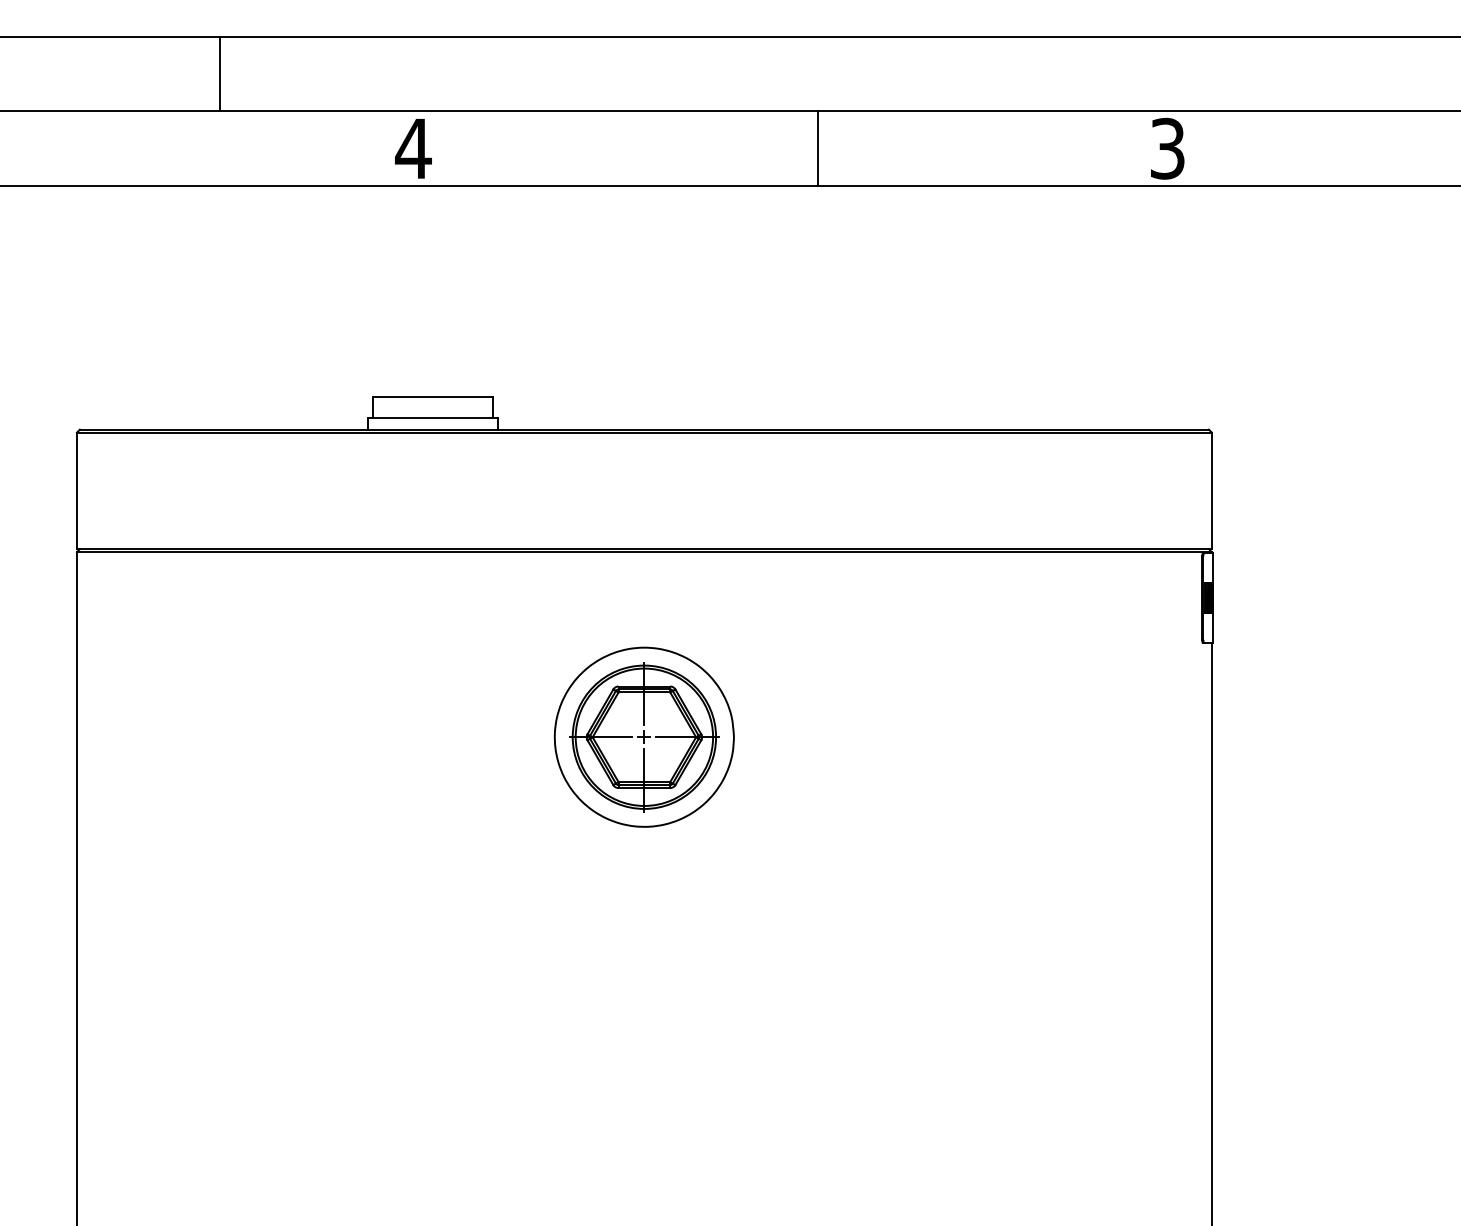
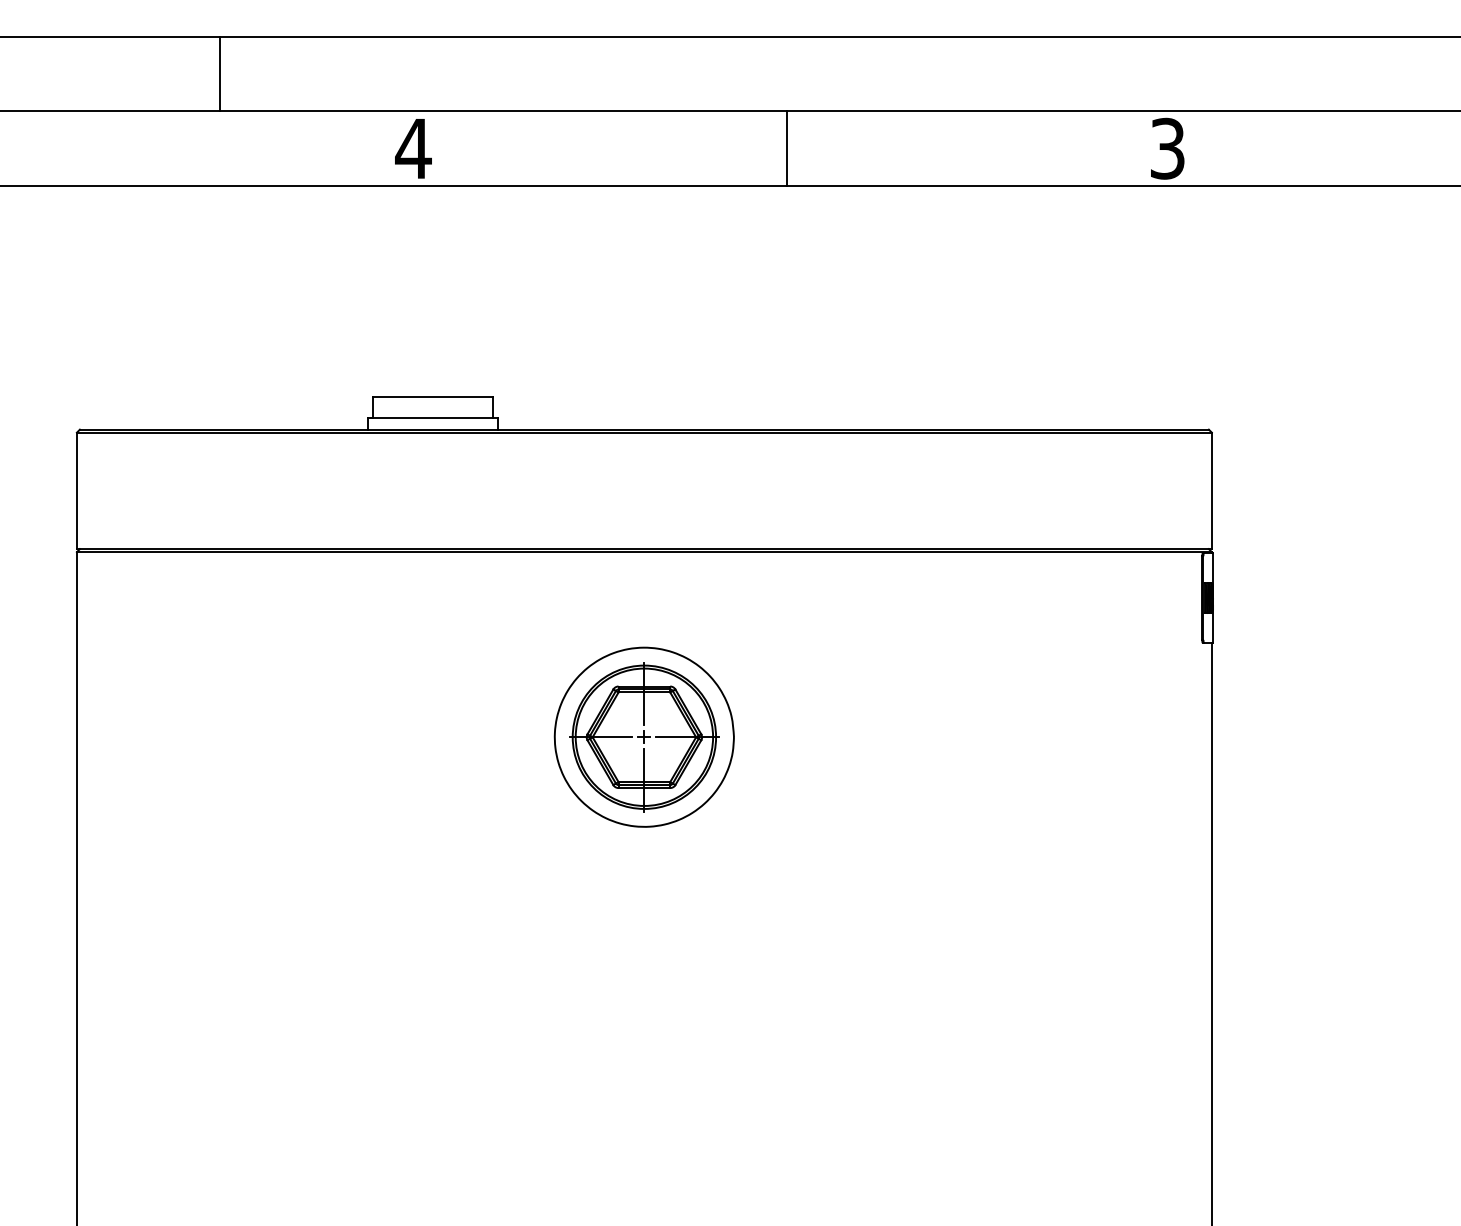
line position: (818, 148) -> (787, 148) (787, 148)
